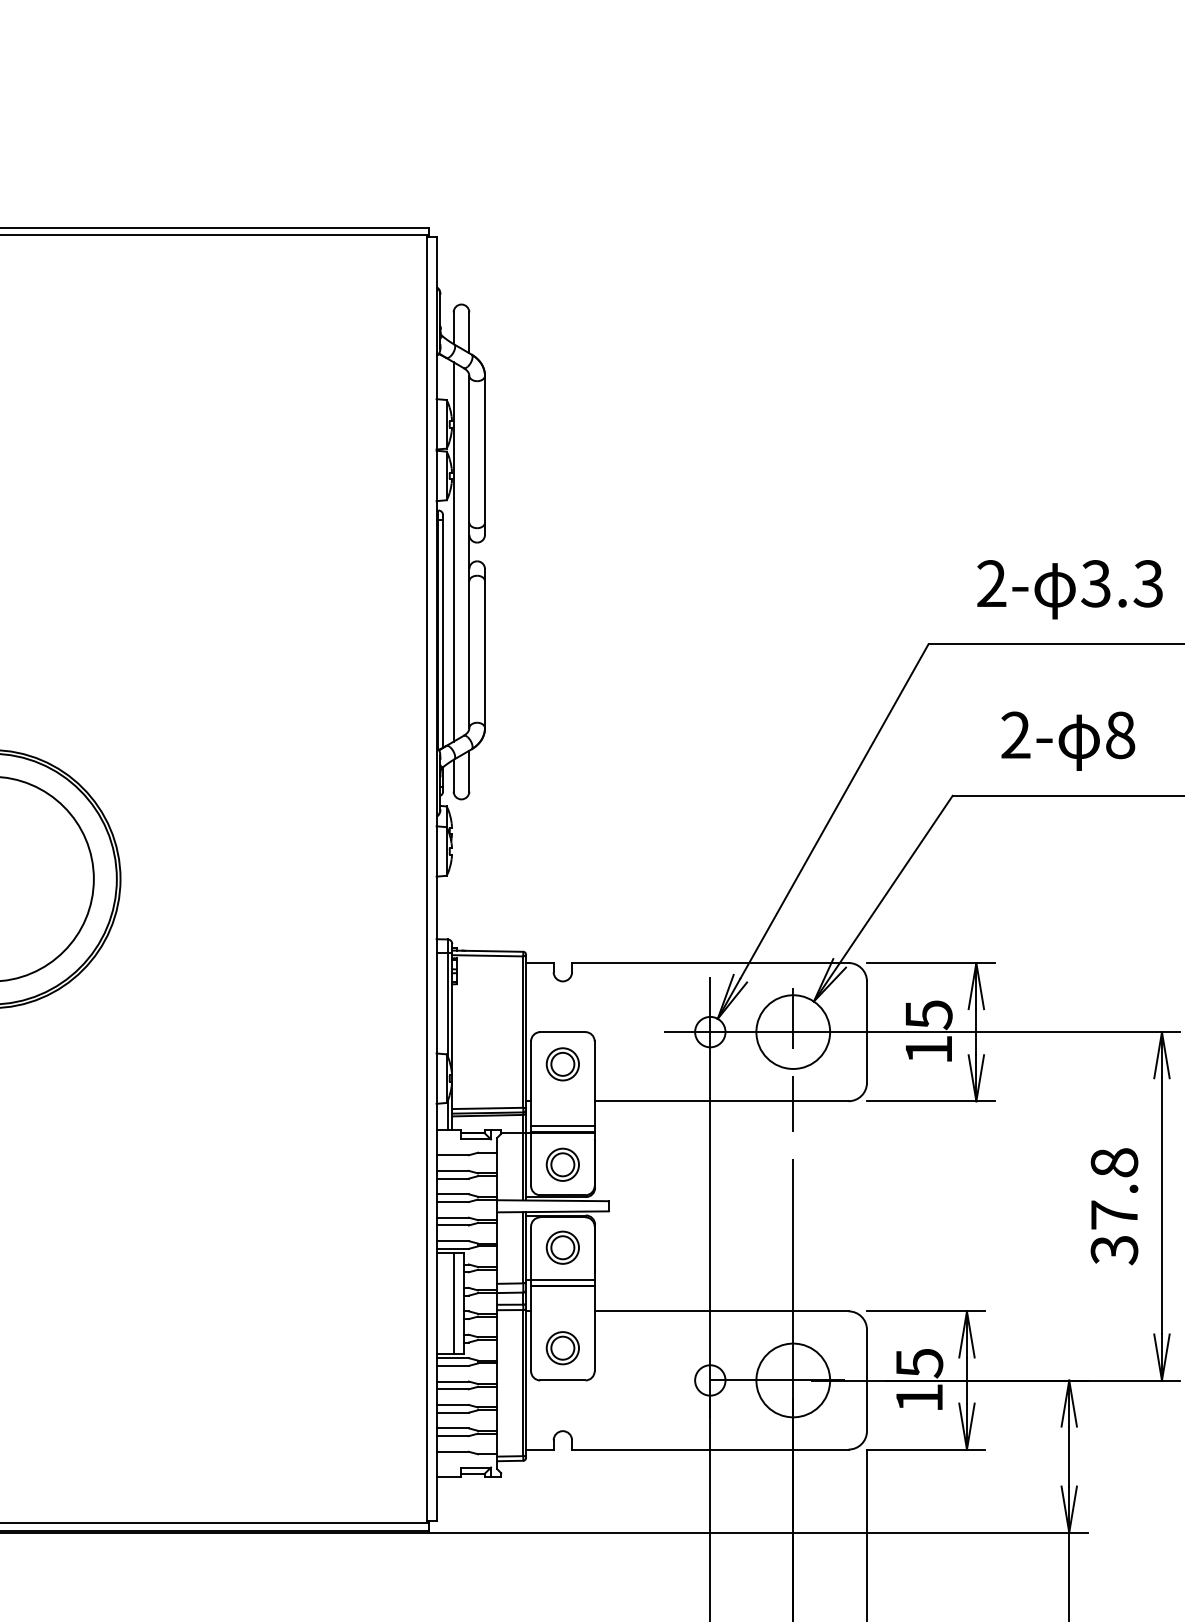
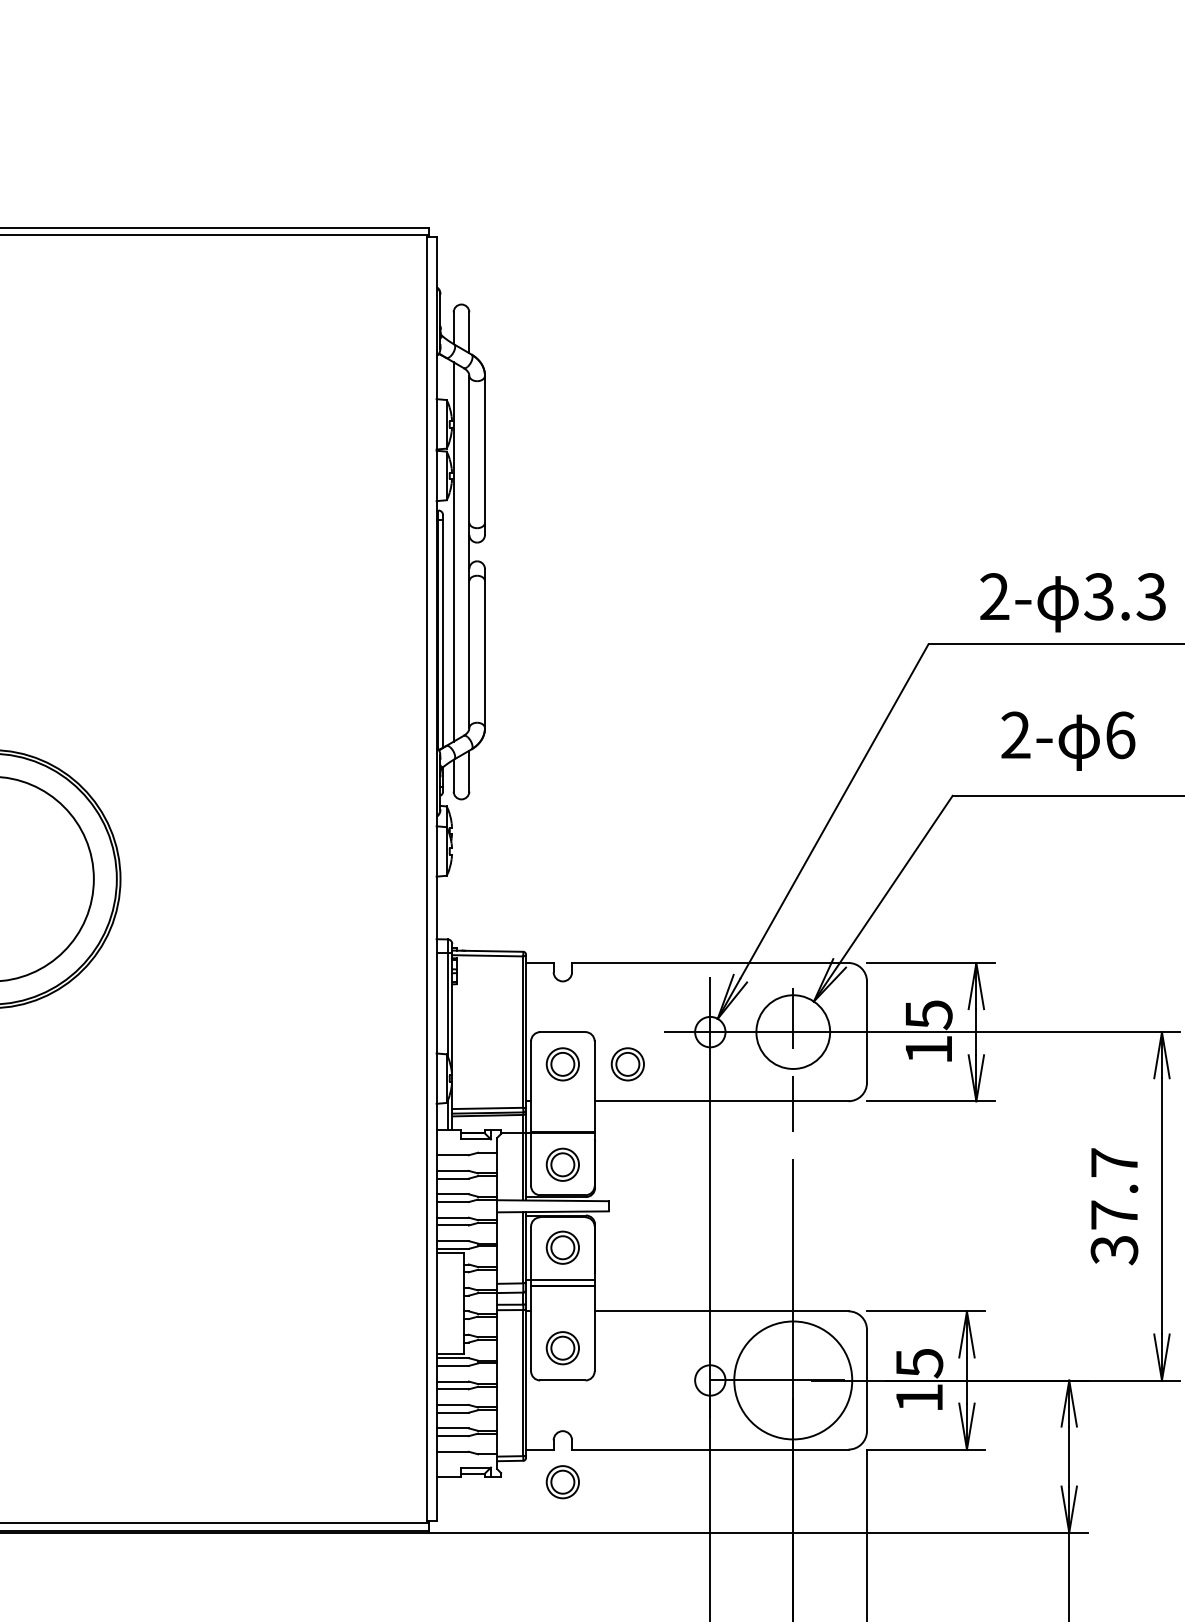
text position: (1069, 589) -> (1072, 602) (1072, 602)
text: 8 -> 6 (1120, 735)
part: none -> present (627, 1064)
line: present -> none (562, 1126)
text: 37.8 -> 37.7 (1114, 1162)
line: present -> none (454, 1303)
circle diameter: 74 px -> 118 px (793, 1380)
part: none -> present (562, 1482)
